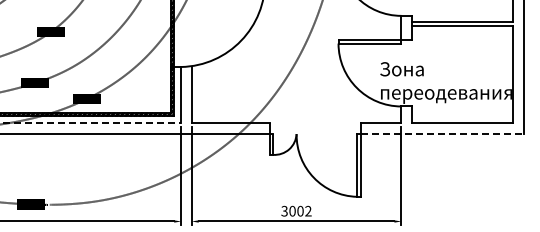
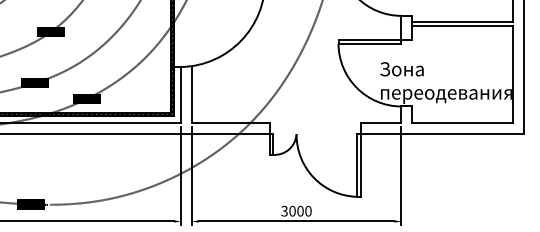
line: dashed -> solid (91, 123)
line: dashed -> solid (442, 133)
text: 3002 -> 3000 (308, 211)
